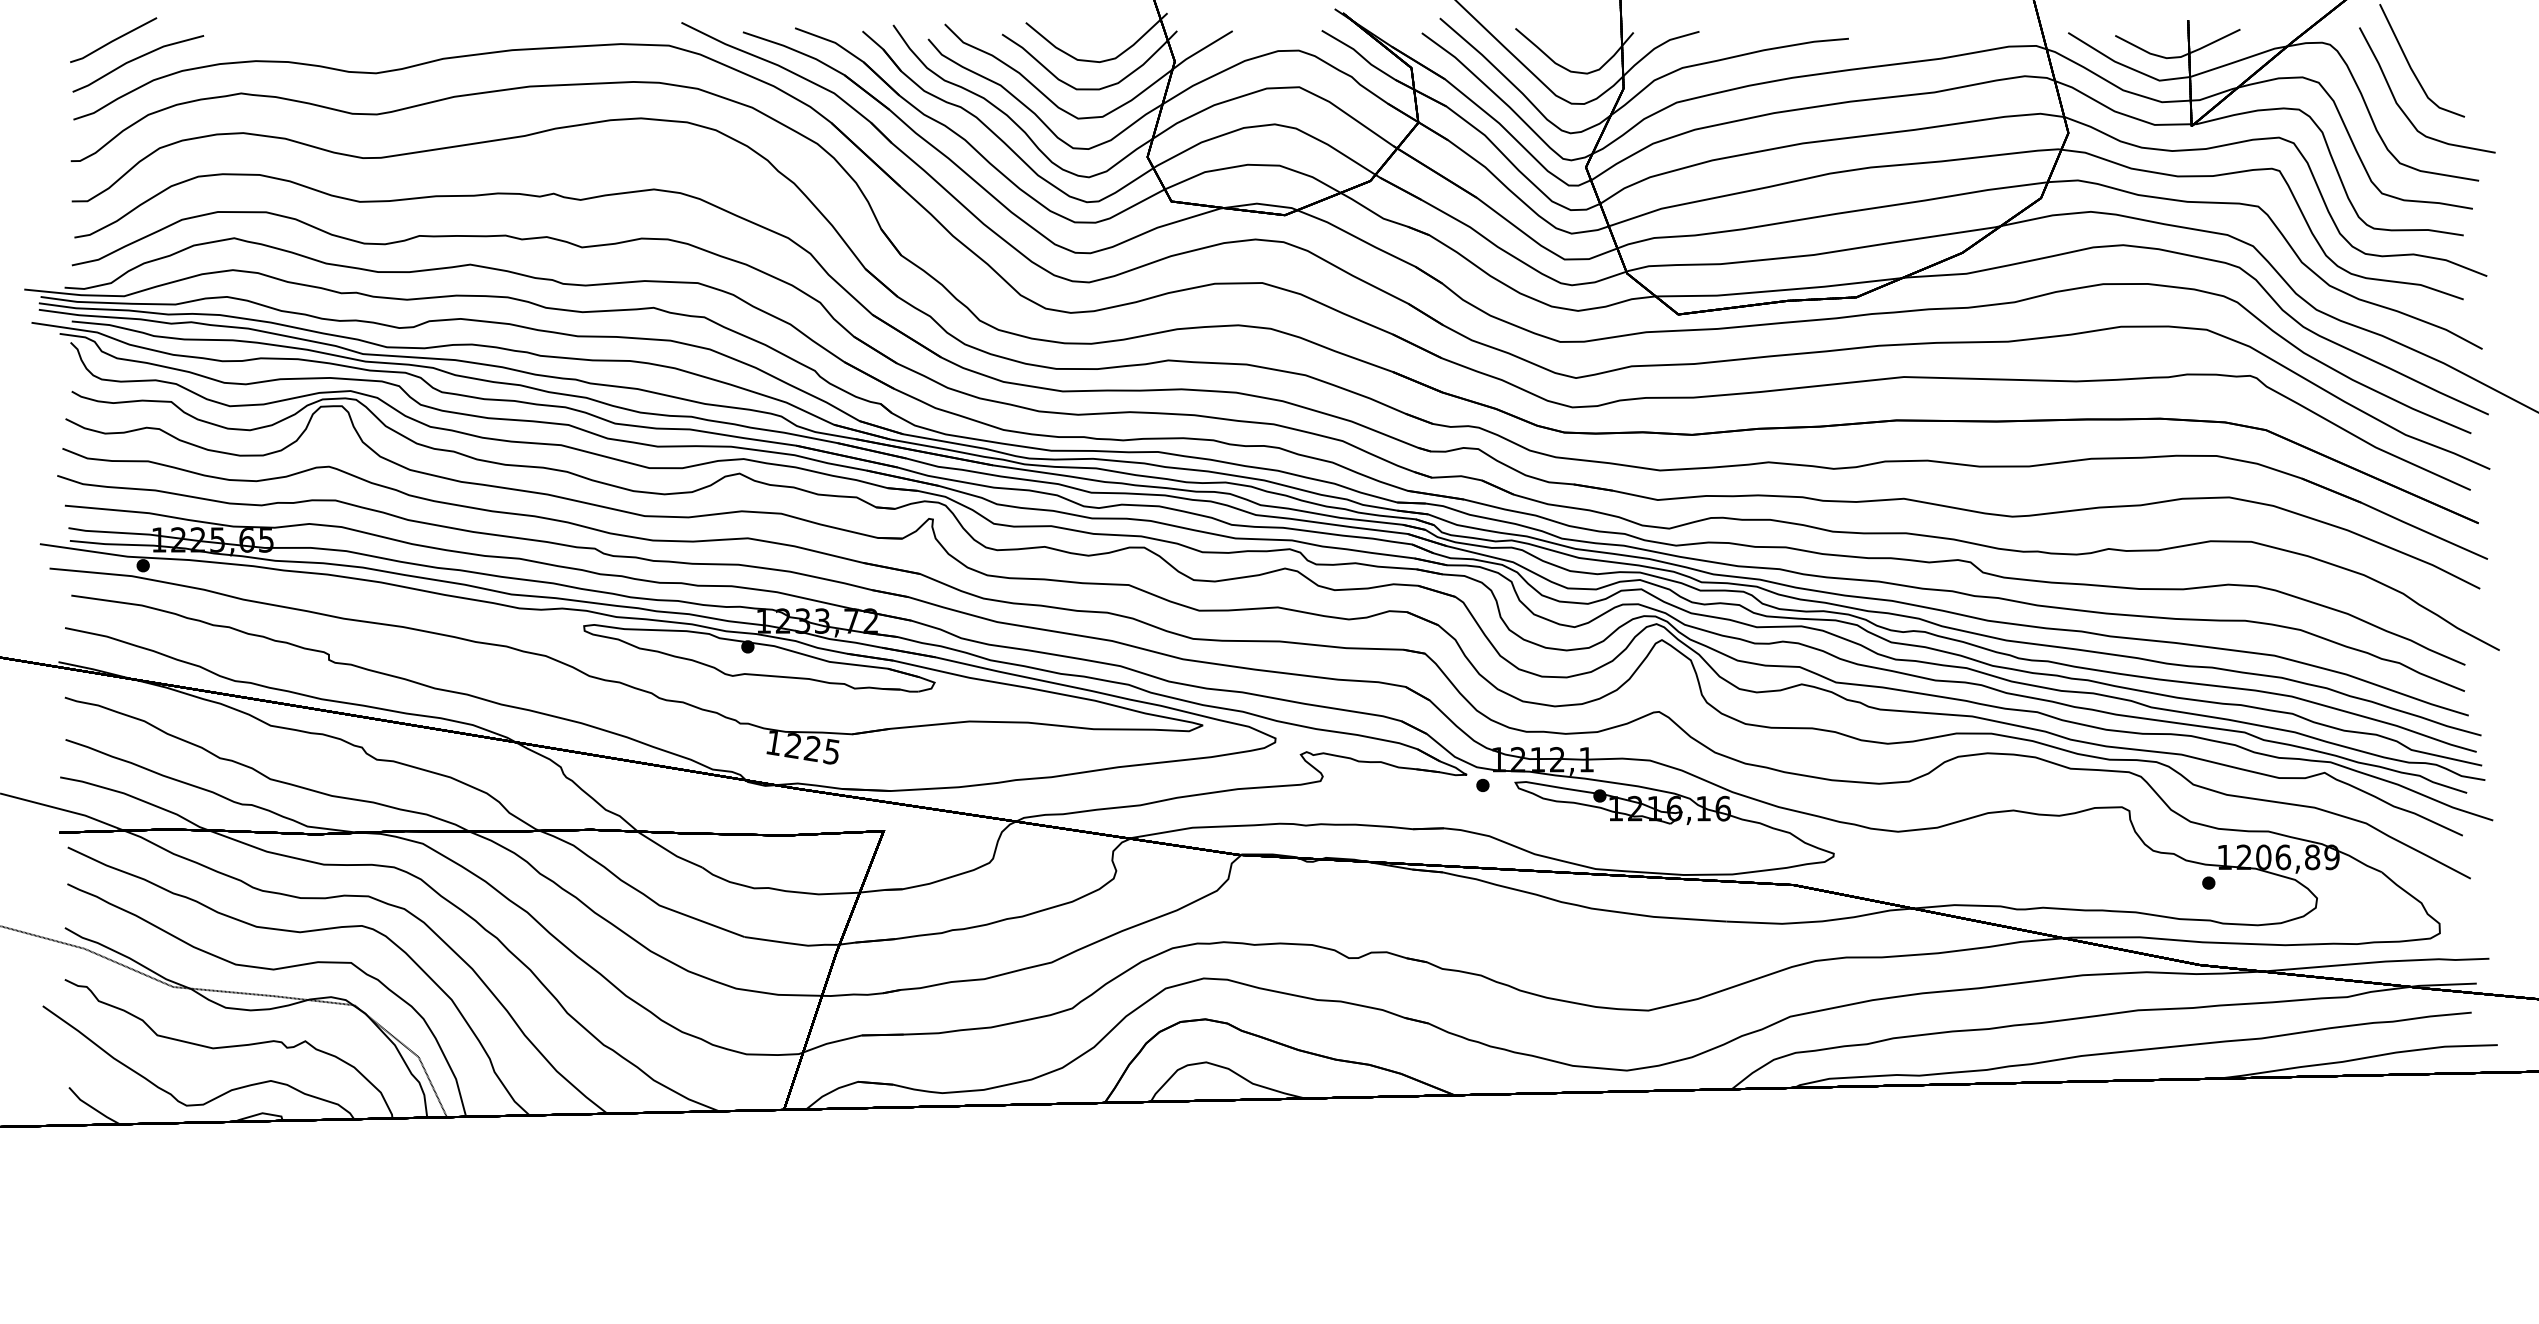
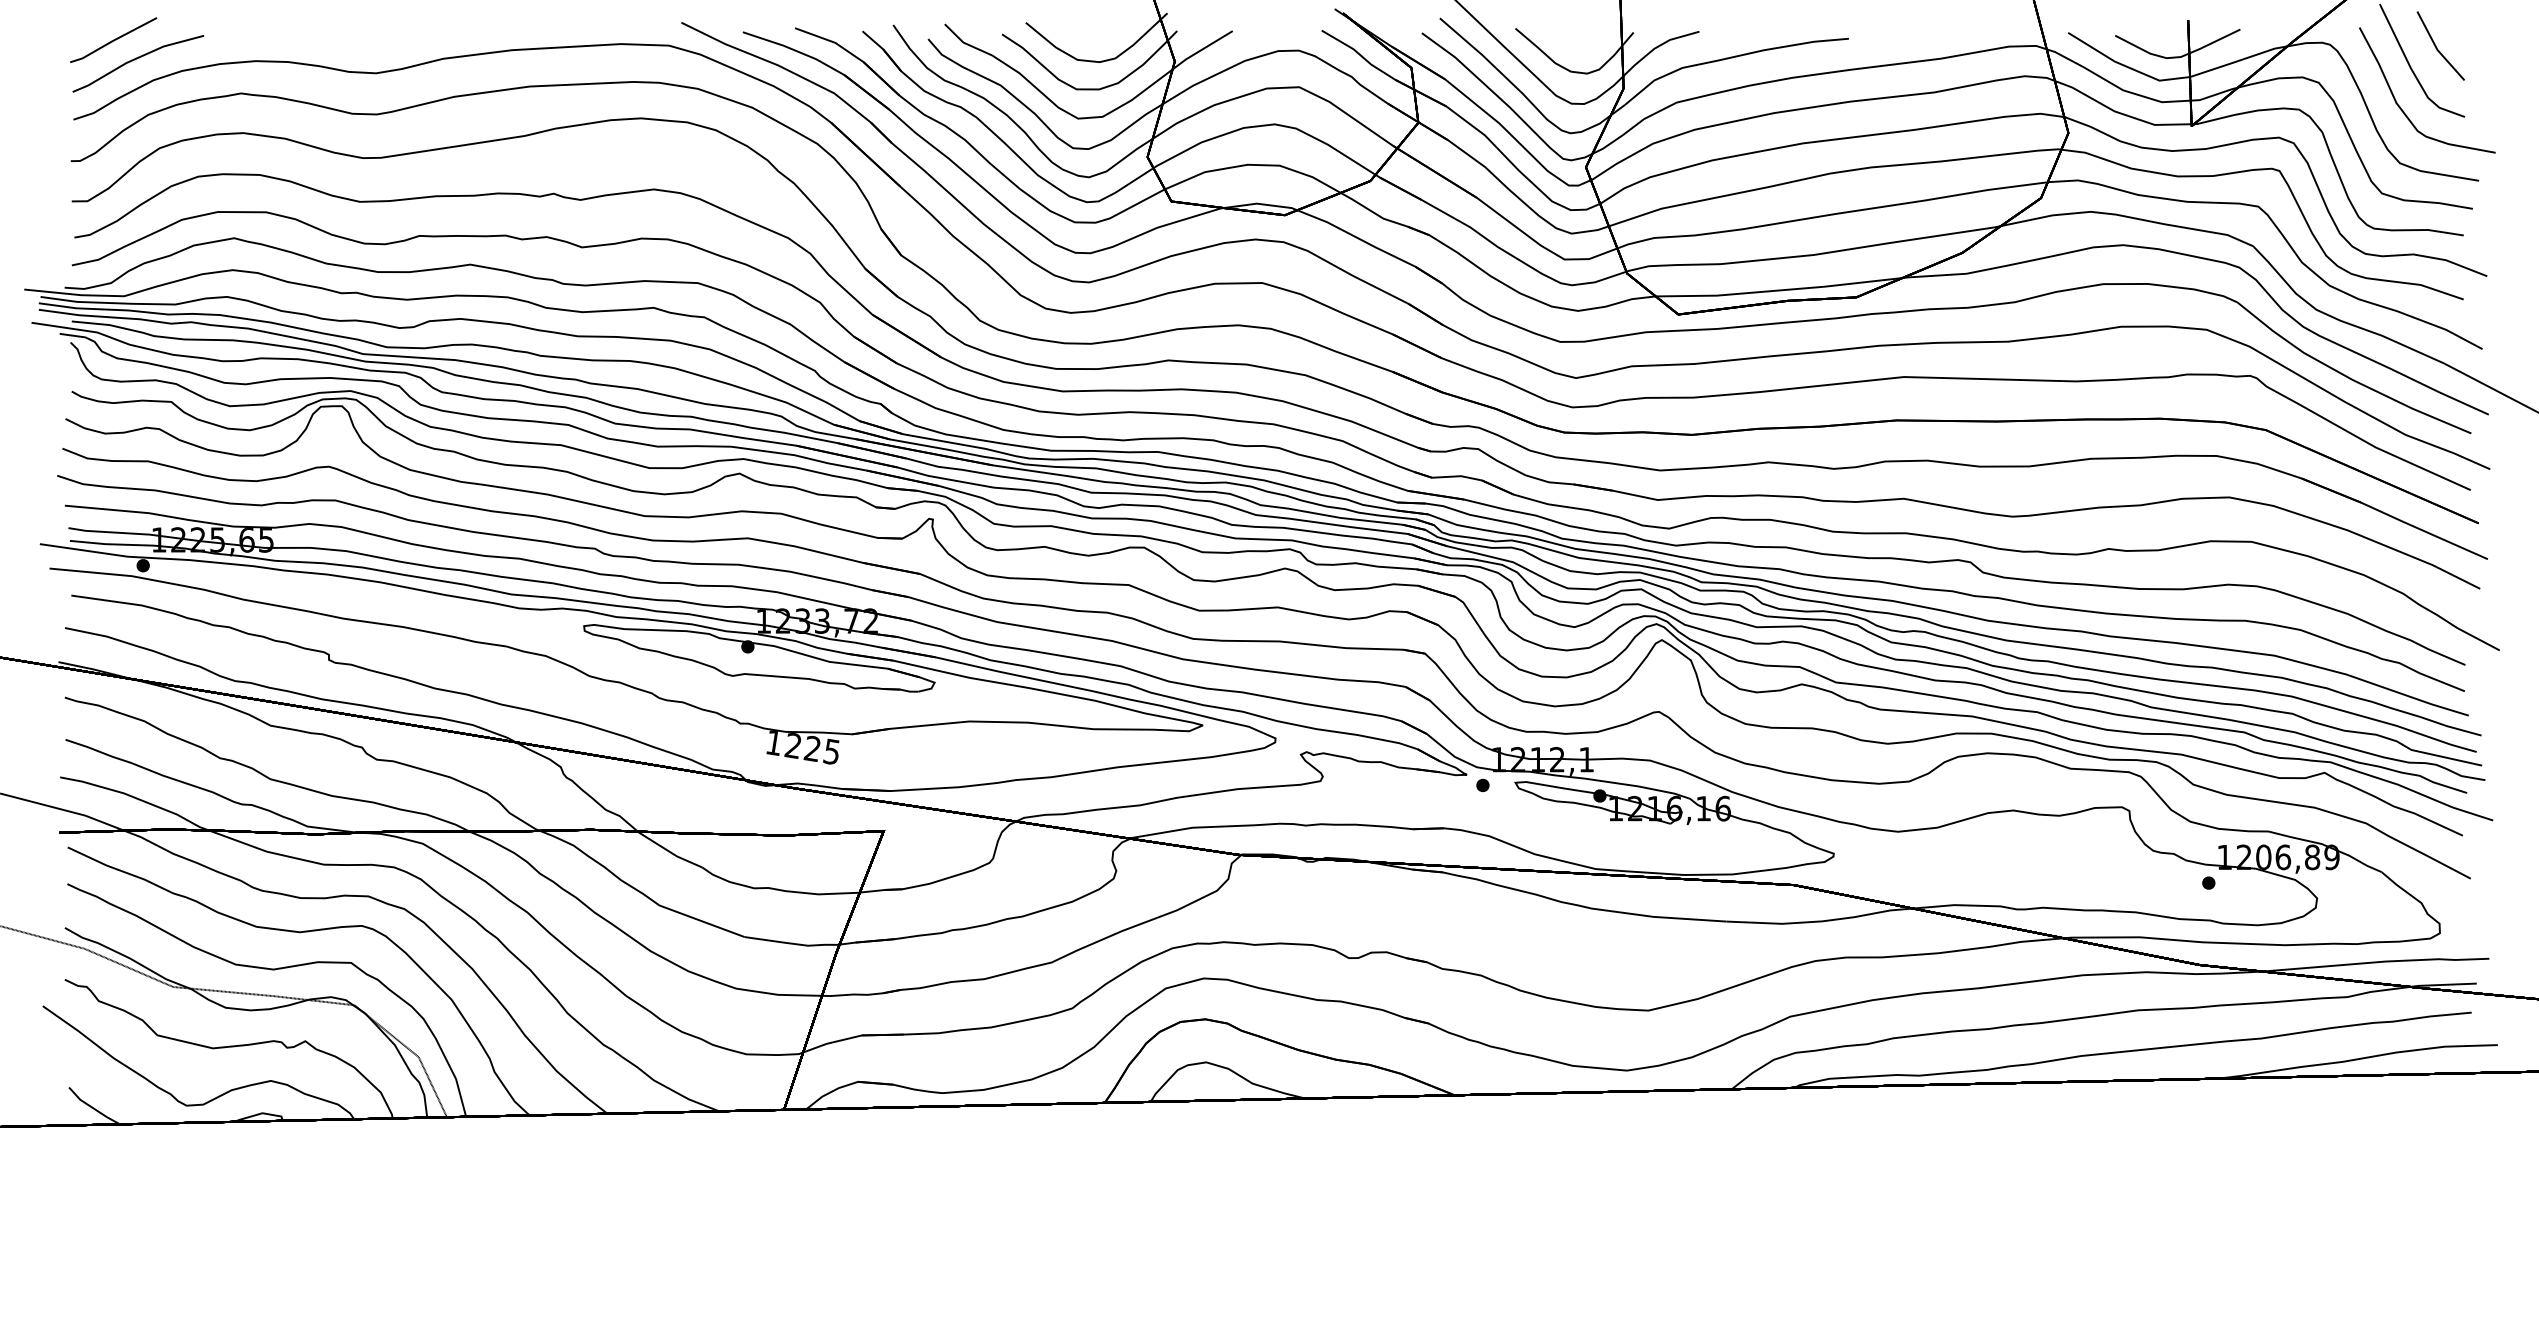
line: none -> present (2437, 47)
